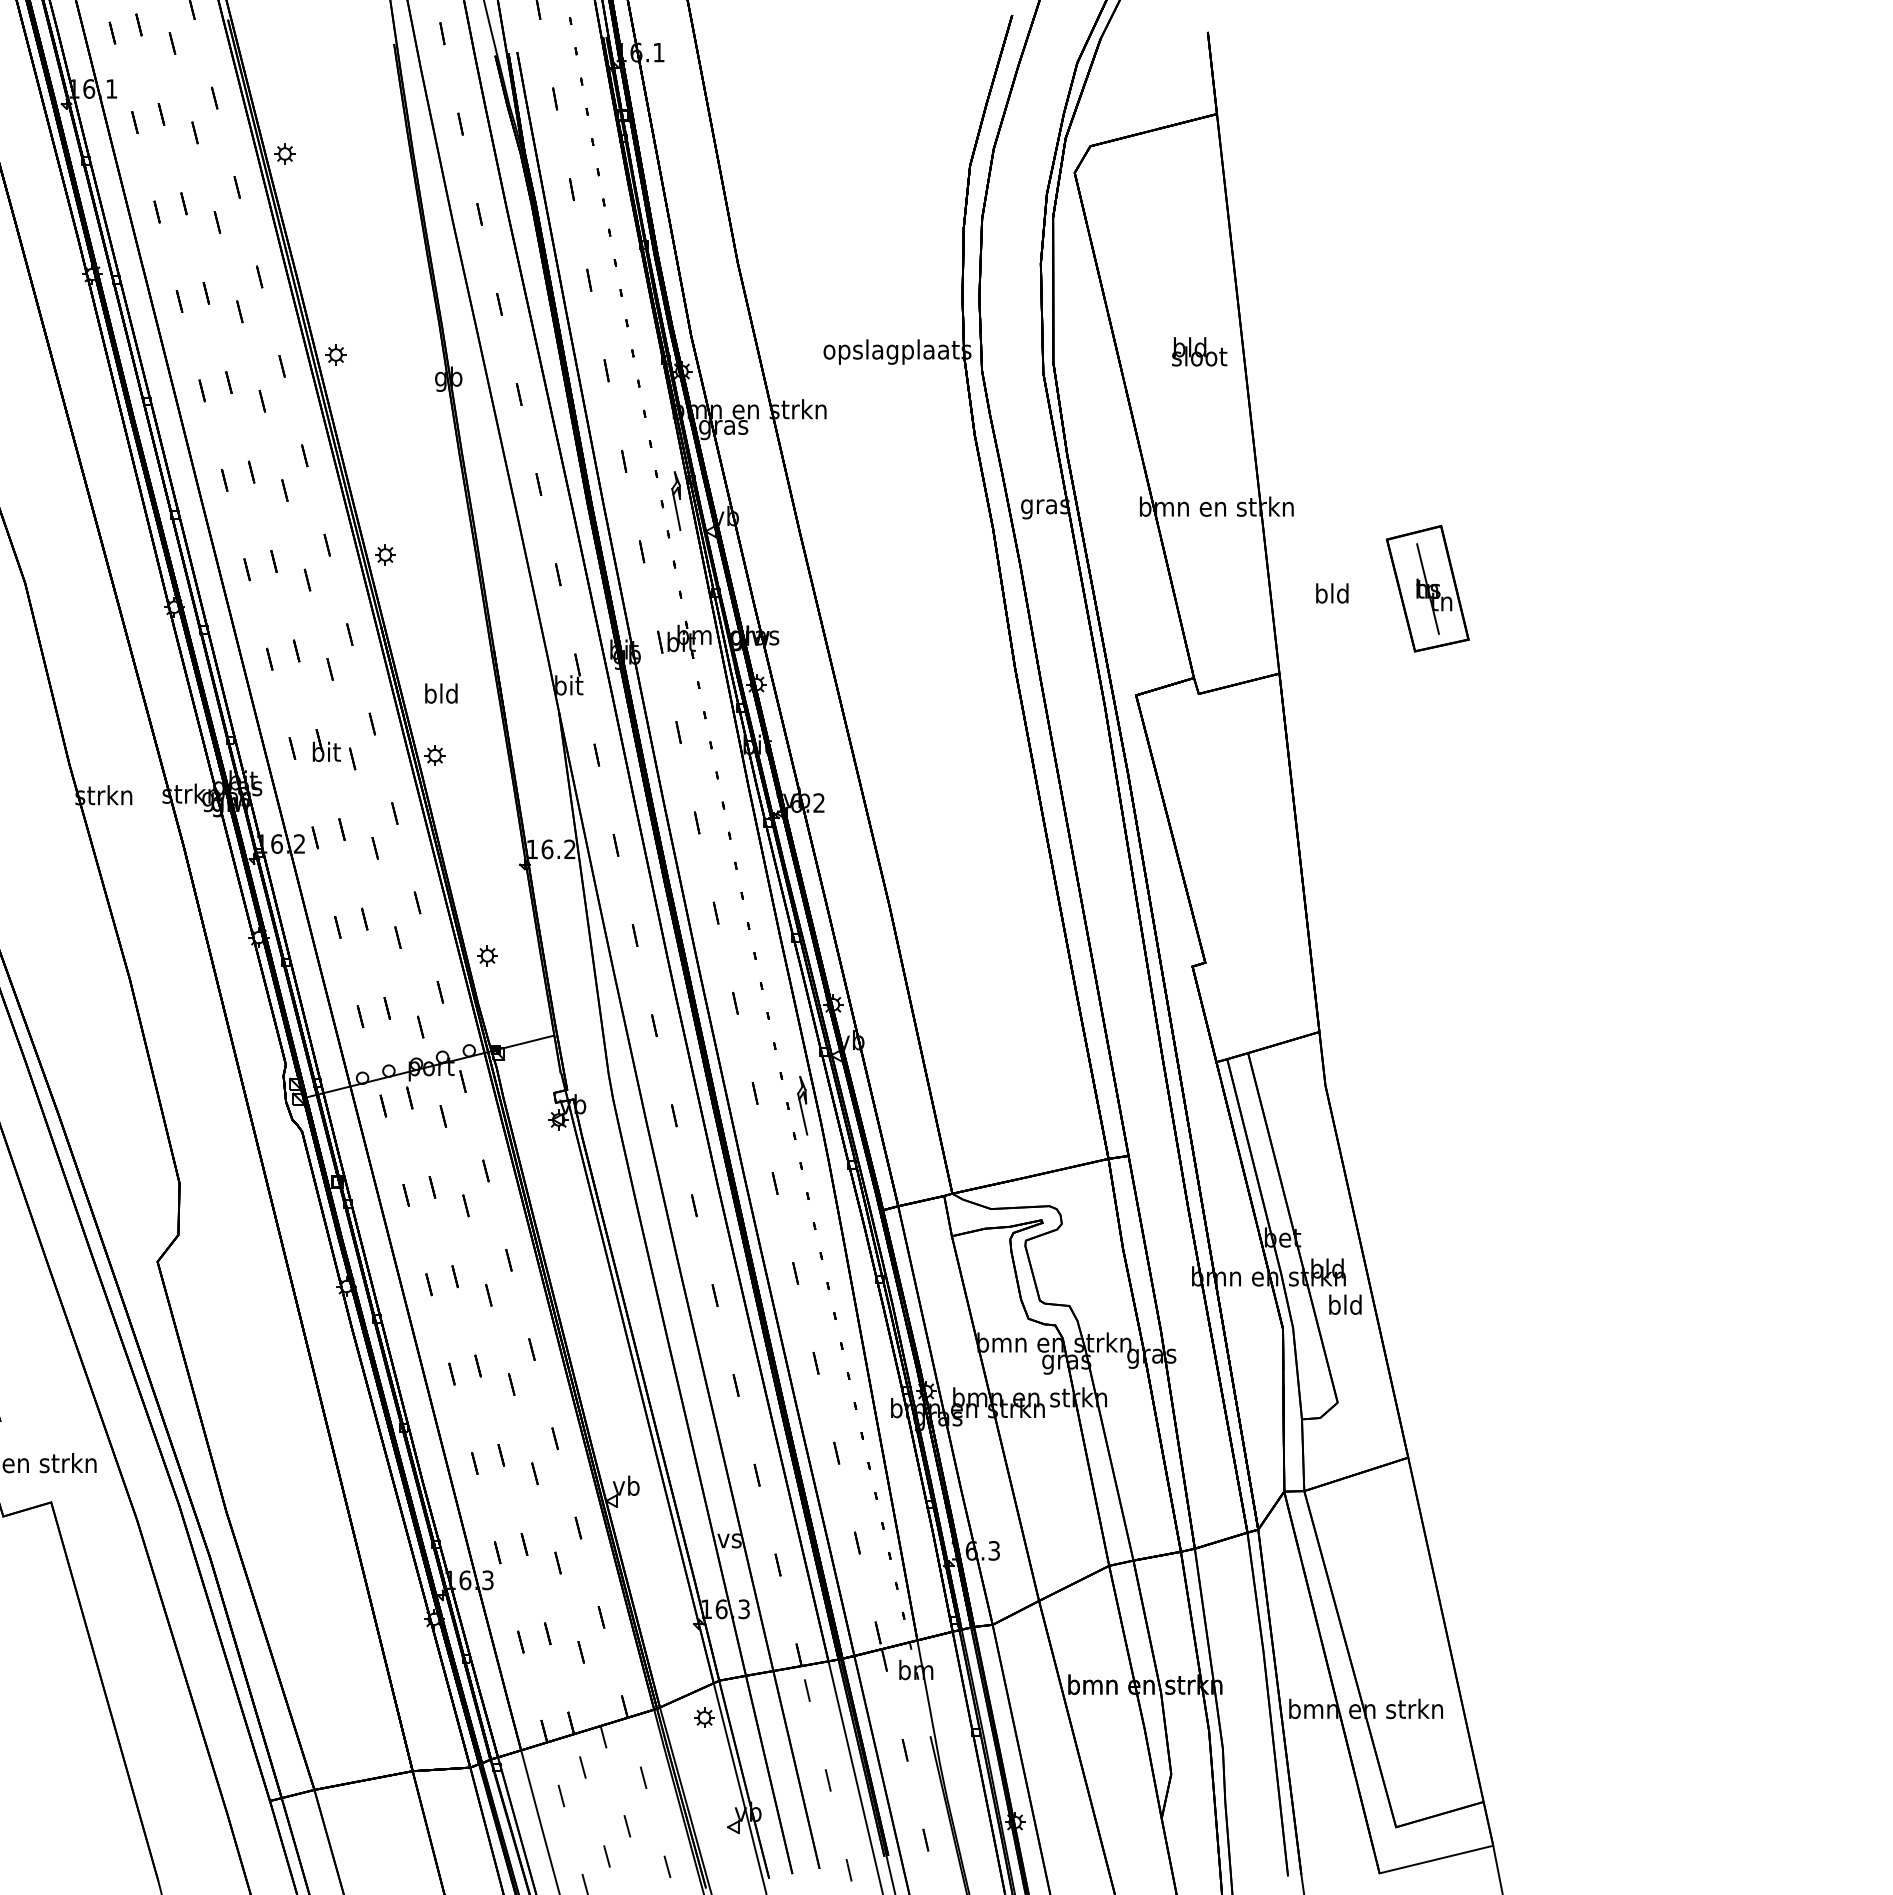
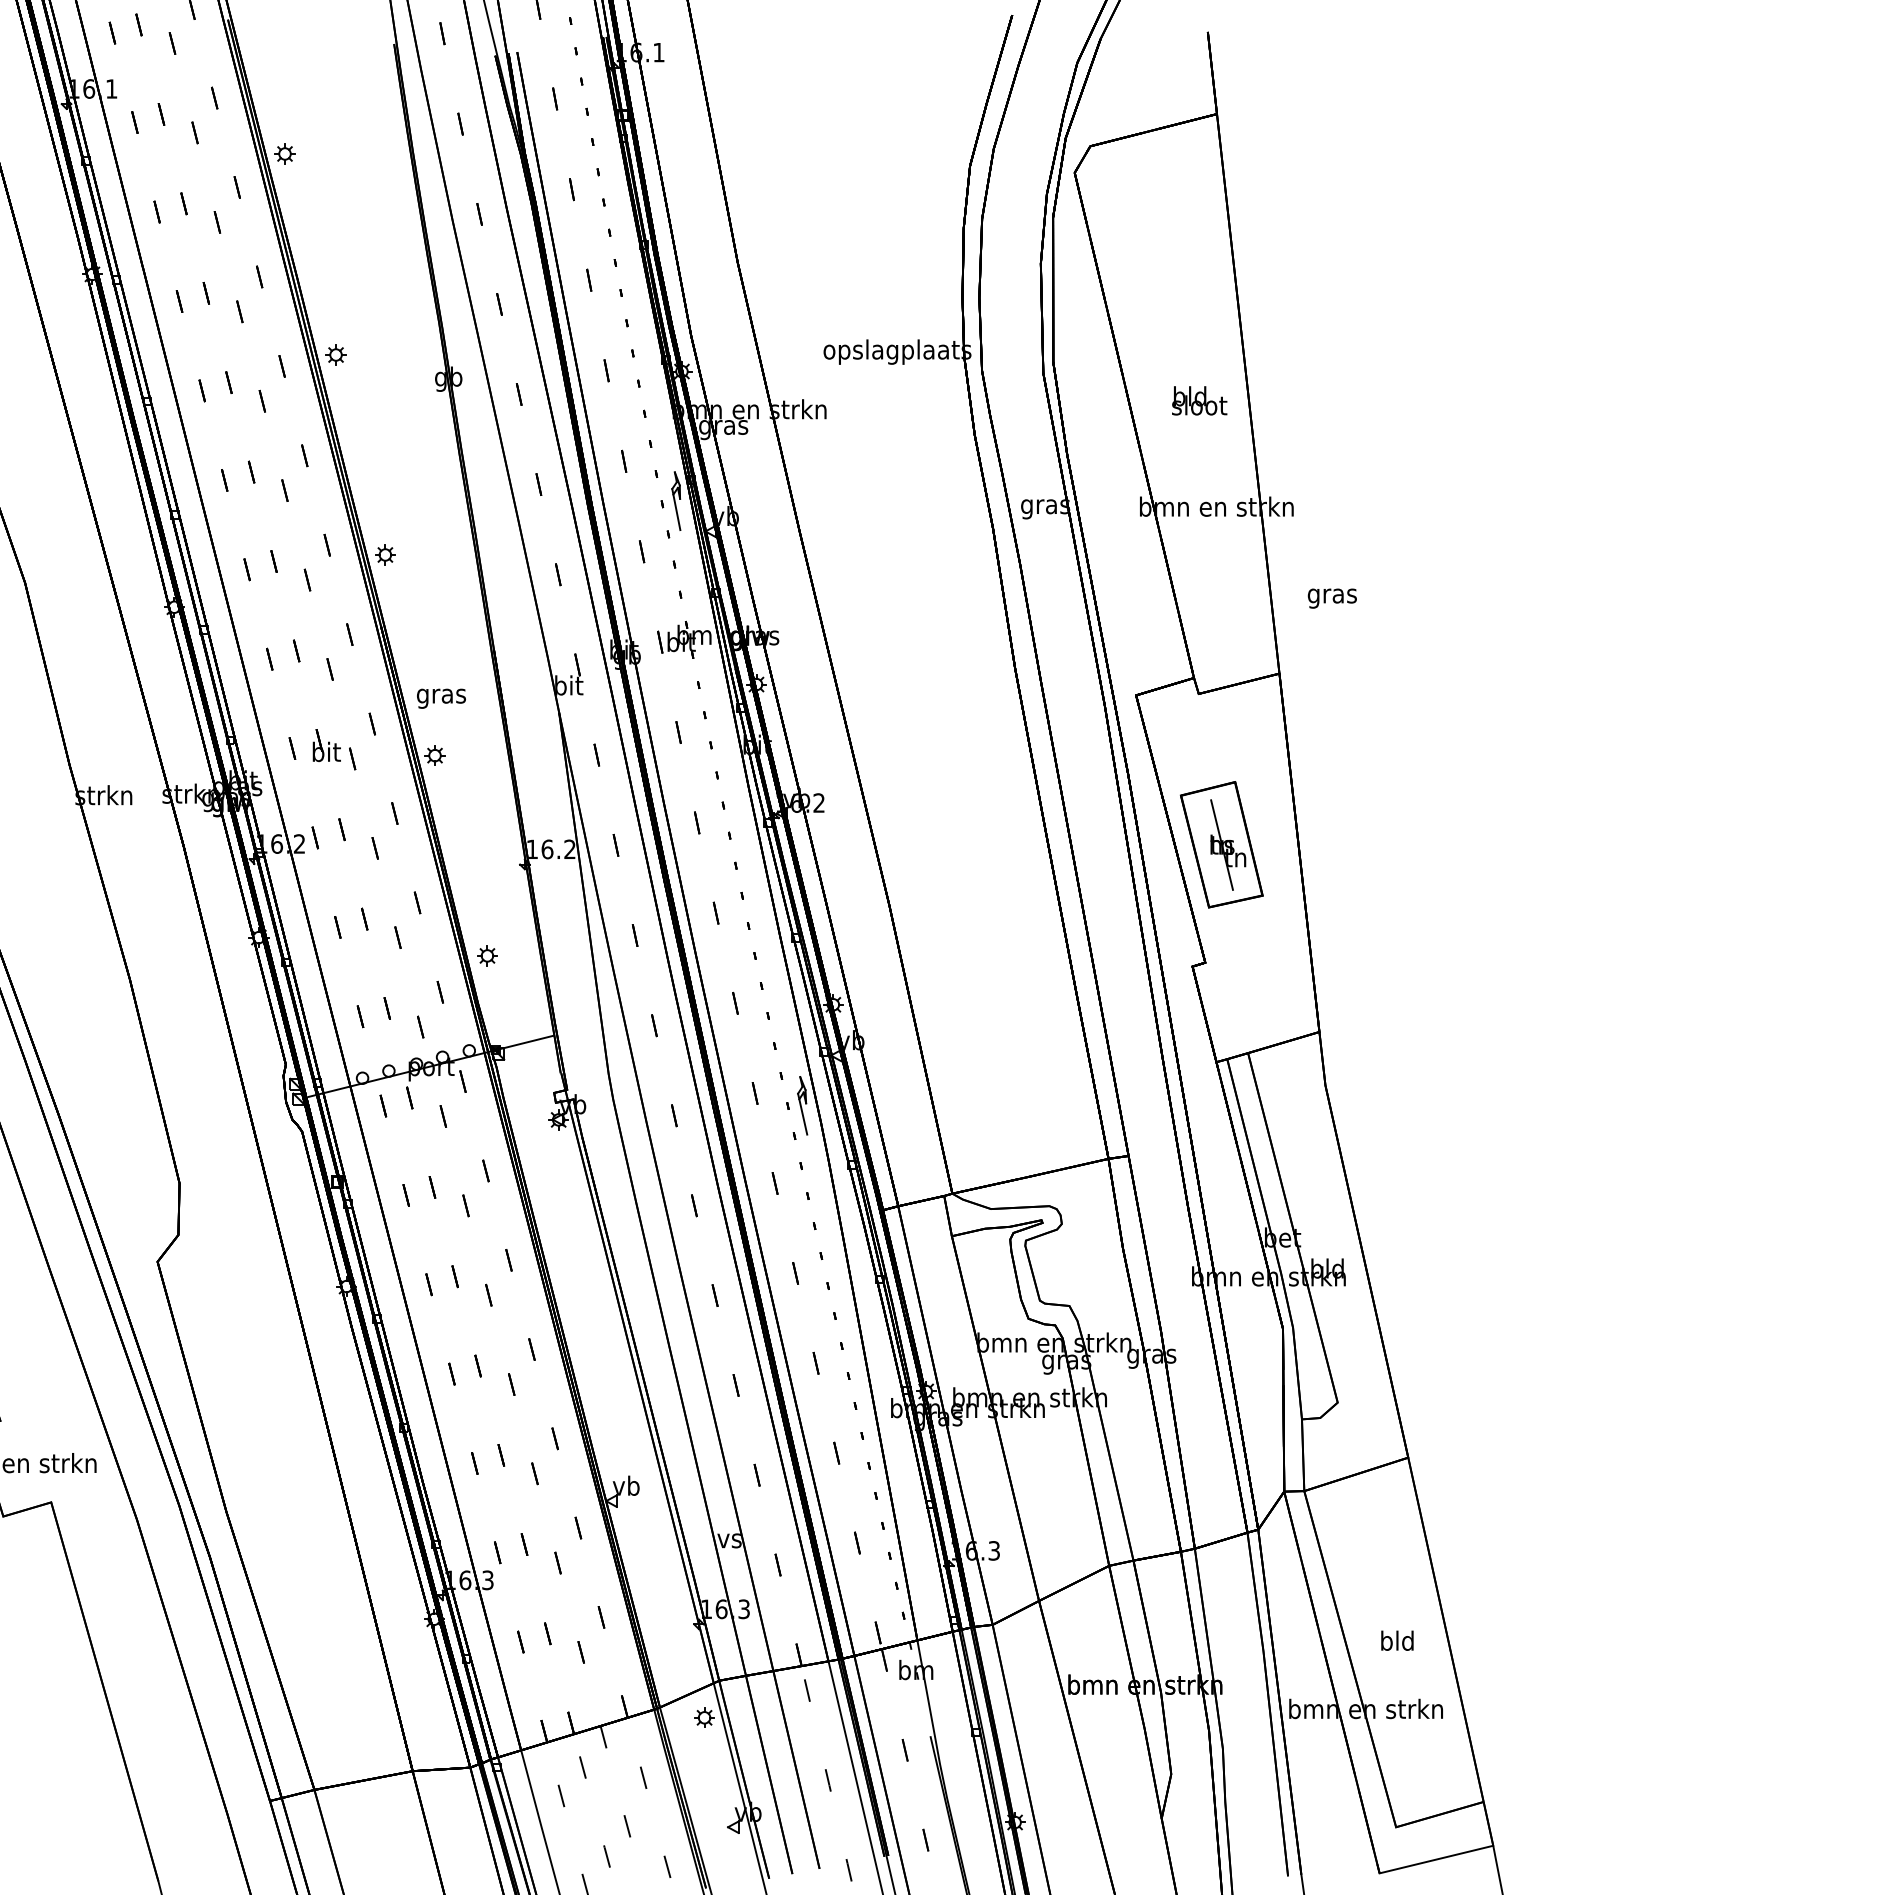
text position: (1199, 351) -> (1199, 400) (1199, 400)
part position: (1427, 588) -> (1221, 844) (1221, 844)
text: bld -> gras (1331, 595)
text: bld -> gras (441, 695)
text position: (1345, 1304) -> (1397, 1640) (1397, 1640)
